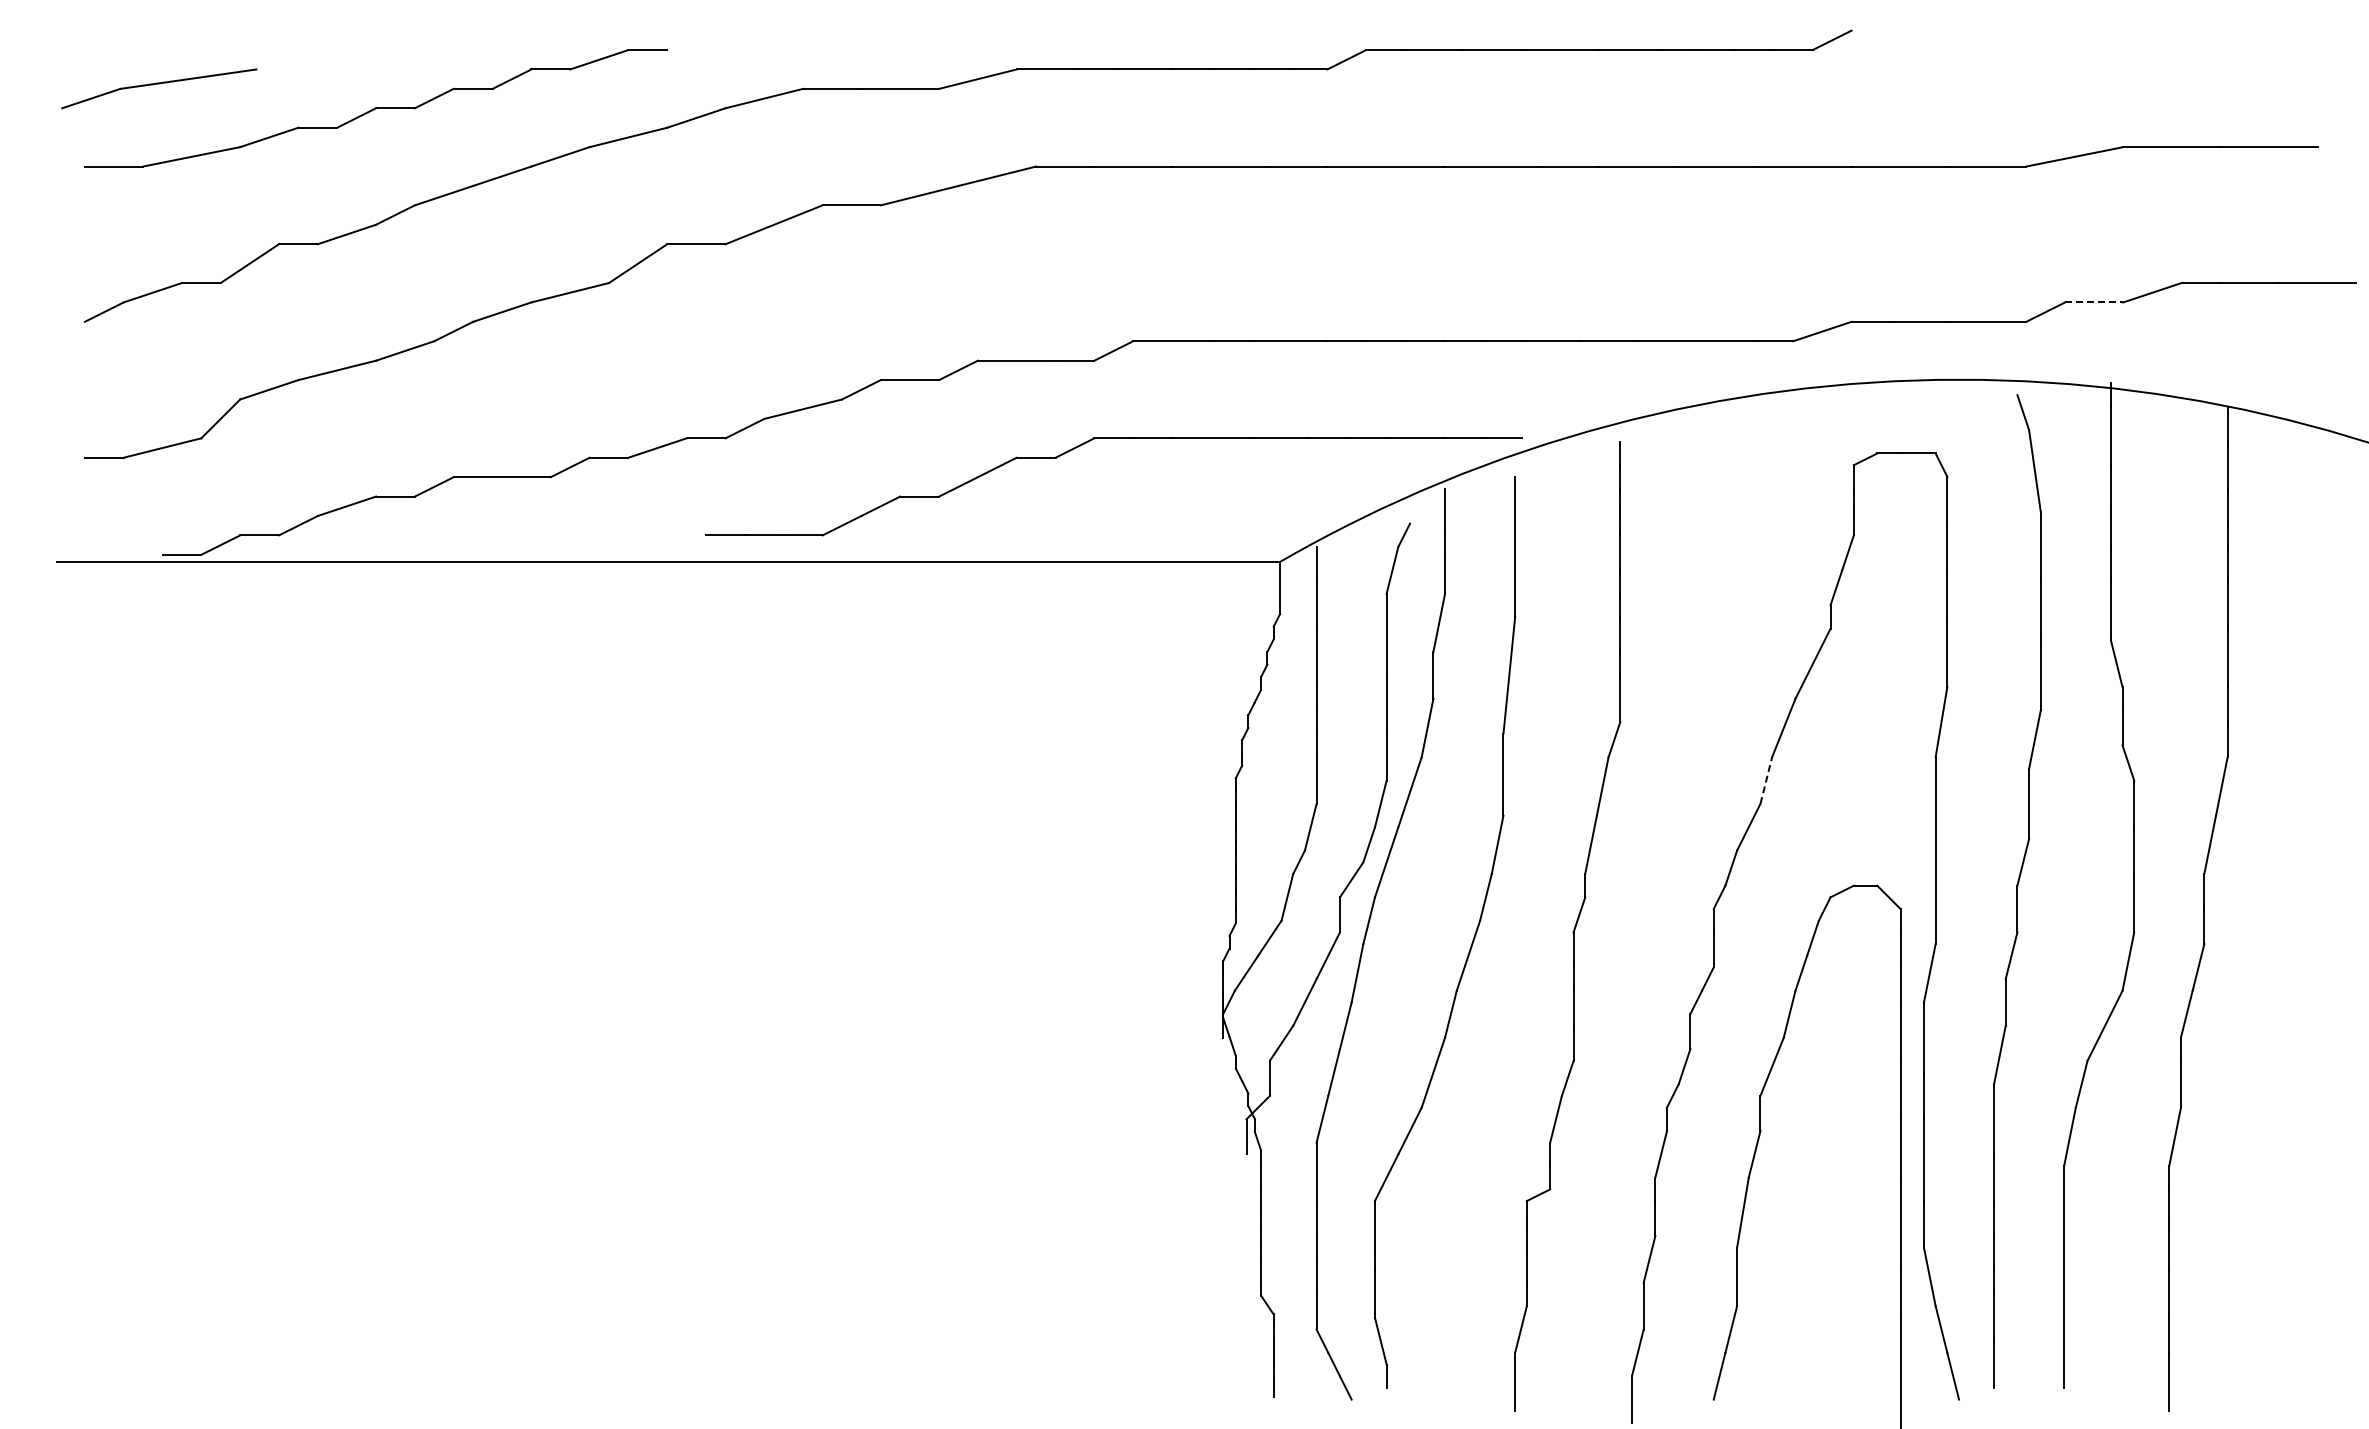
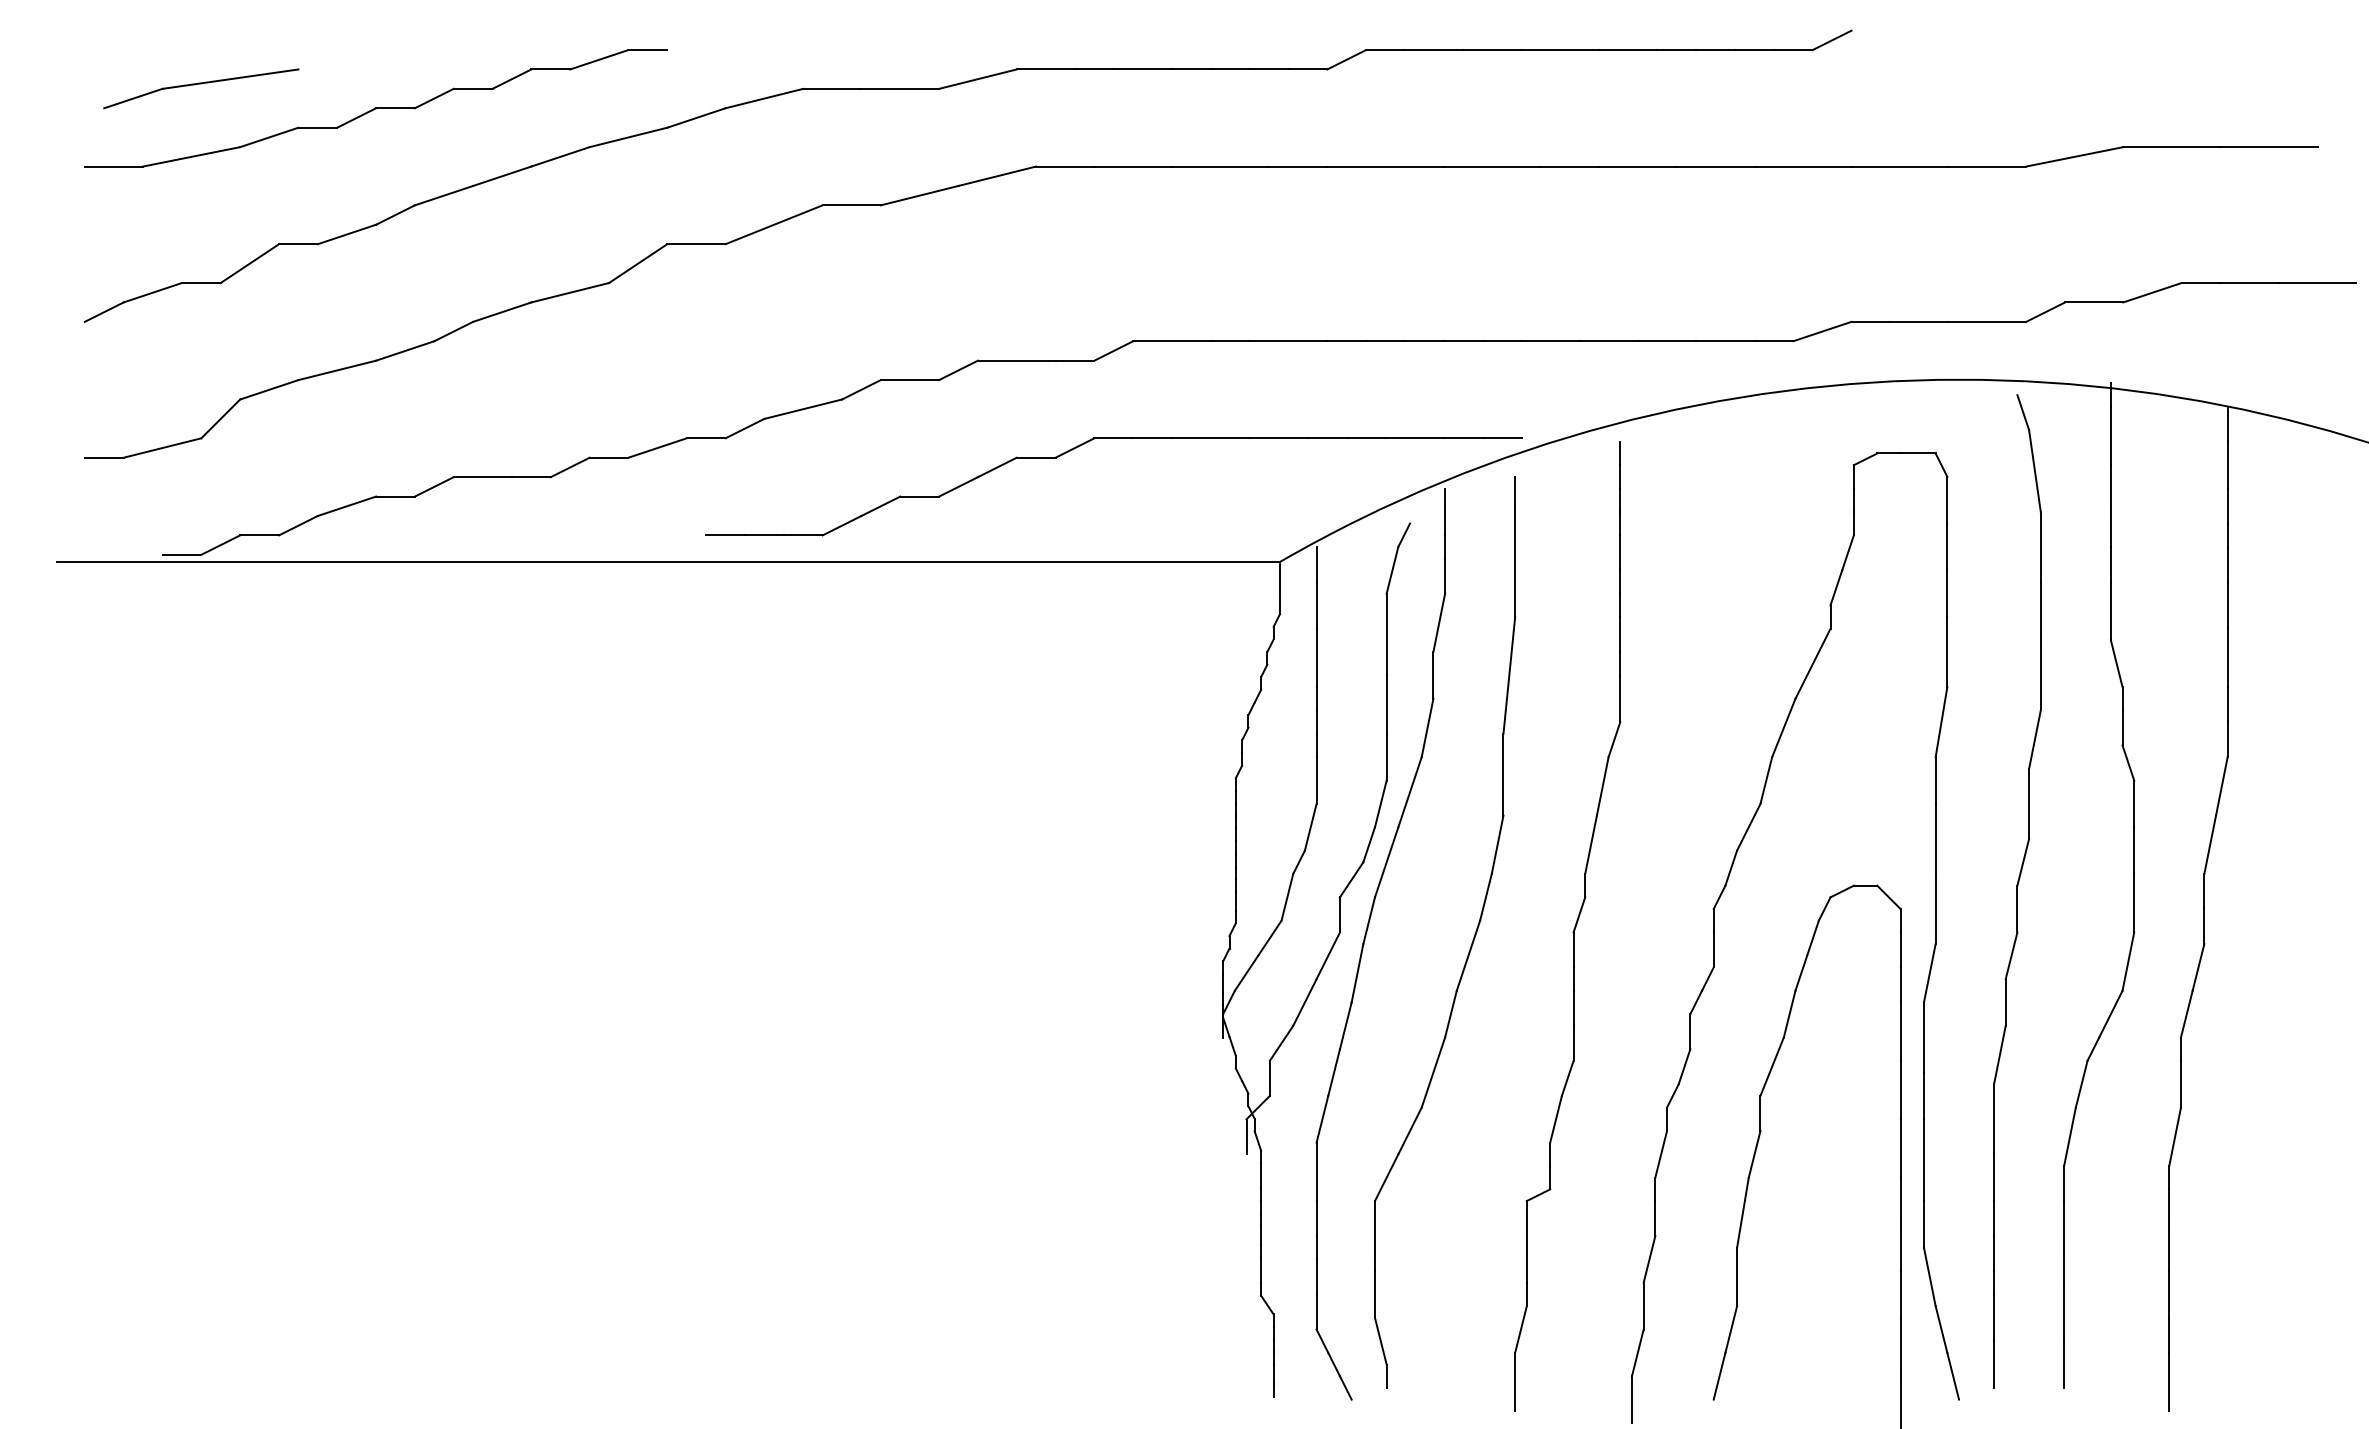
part position: (159, 88) -> (201, 88) (201, 88)
line: dashed -> solid (2094, 302)
line: dashed -> solid (1766, 780)
